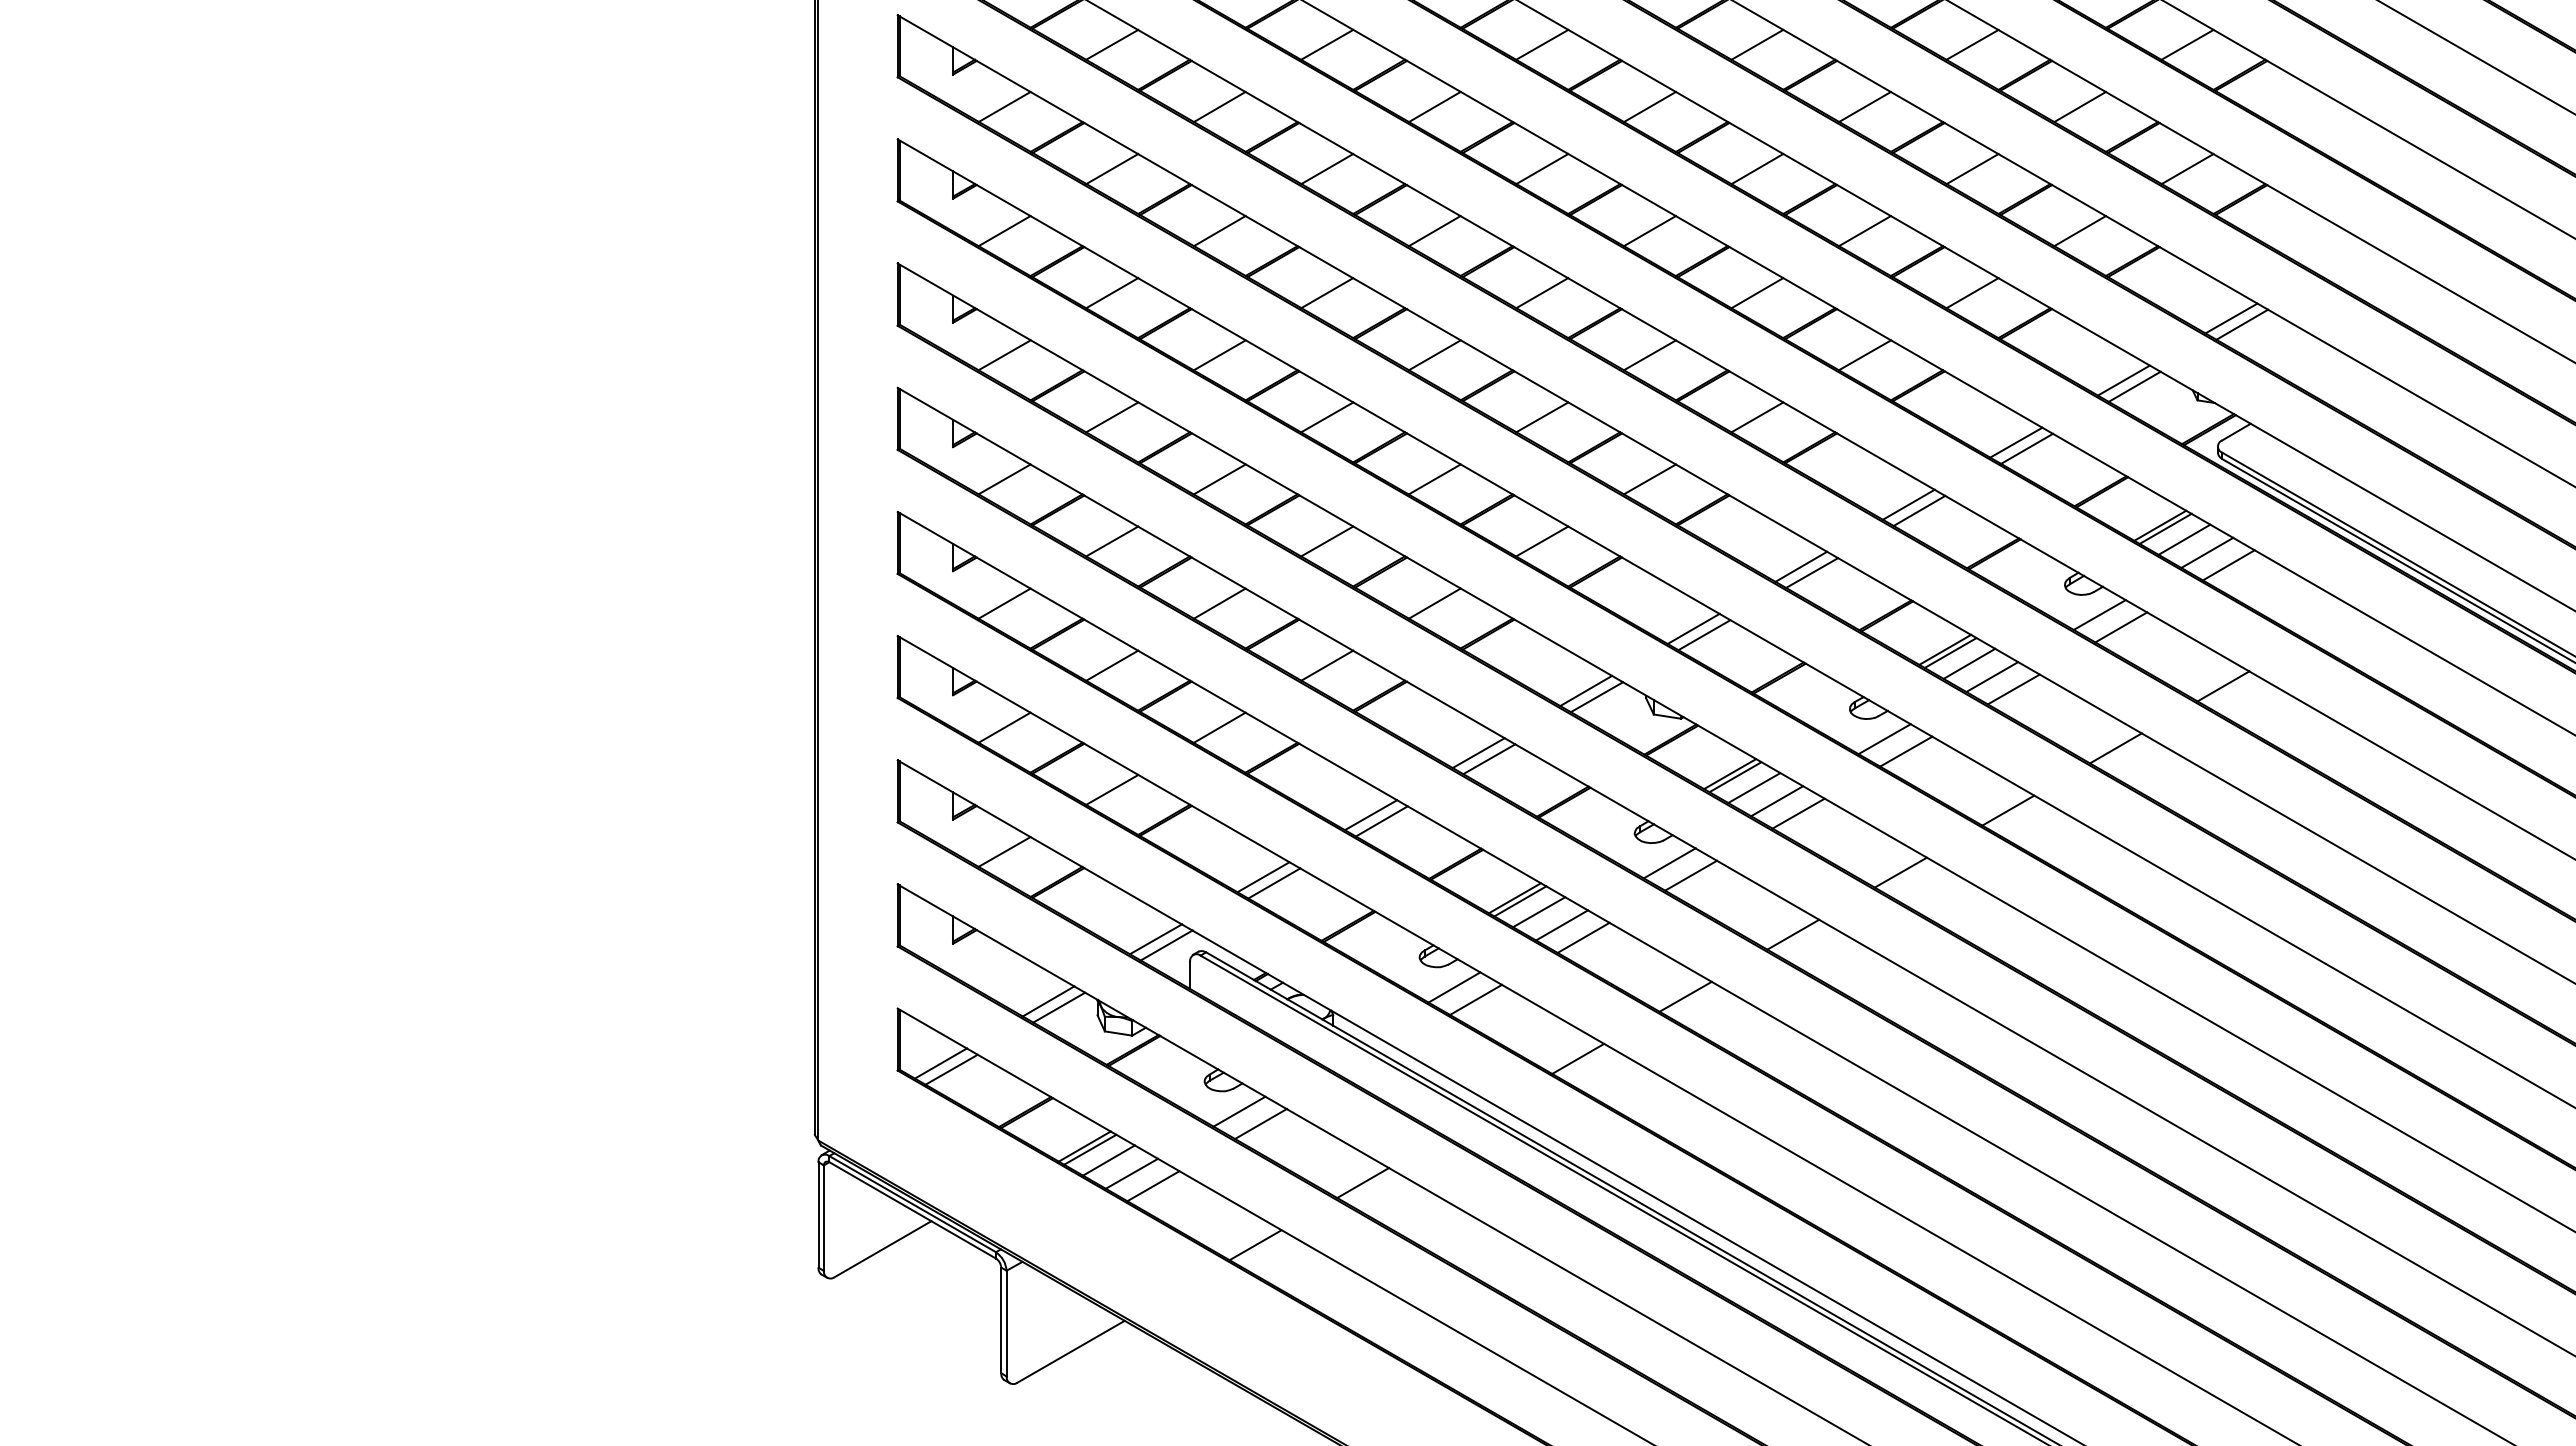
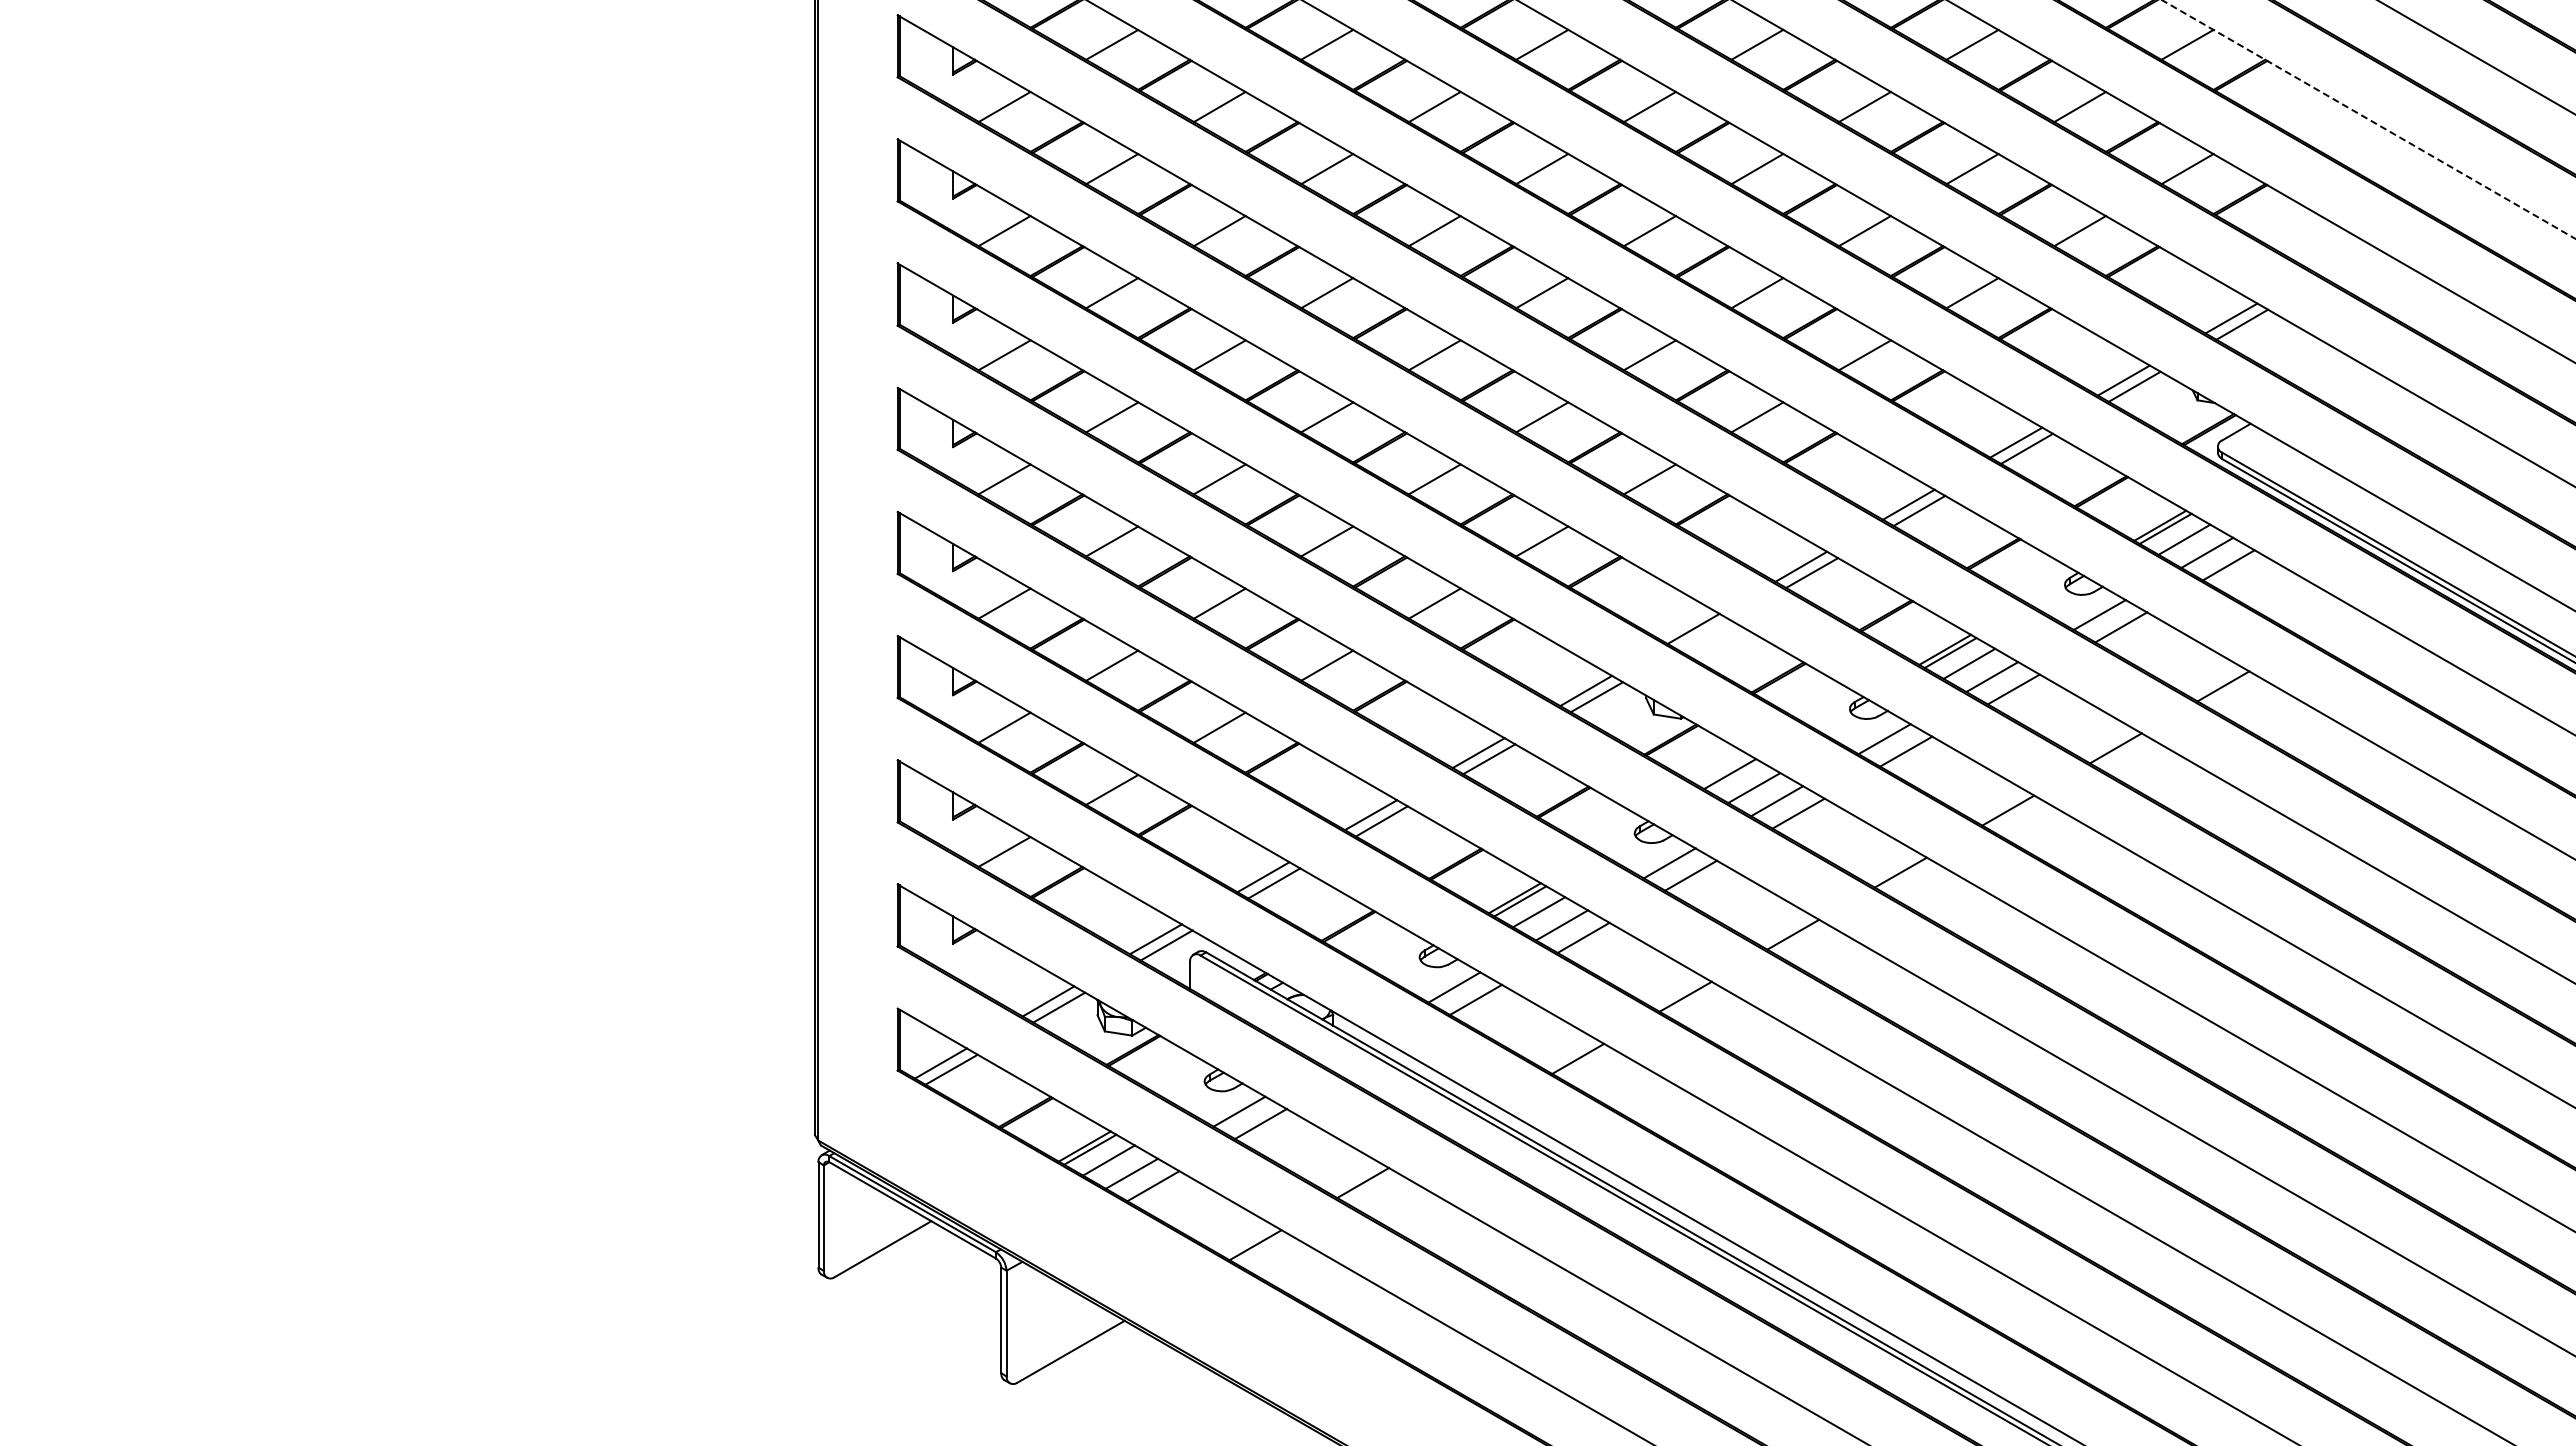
line: solid -> dashed (2368, 119)
line: present -> none (1704, 635)
line: present -> none (1735, 777)
